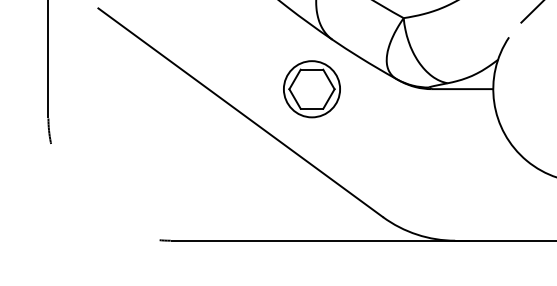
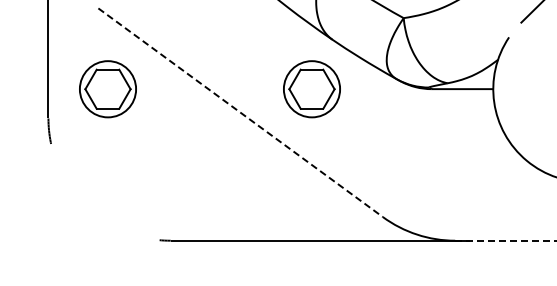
part: none -> present (107, 89)
line: solid -> dashed (241, 113)
line: solid -> dashed (506, 240)
